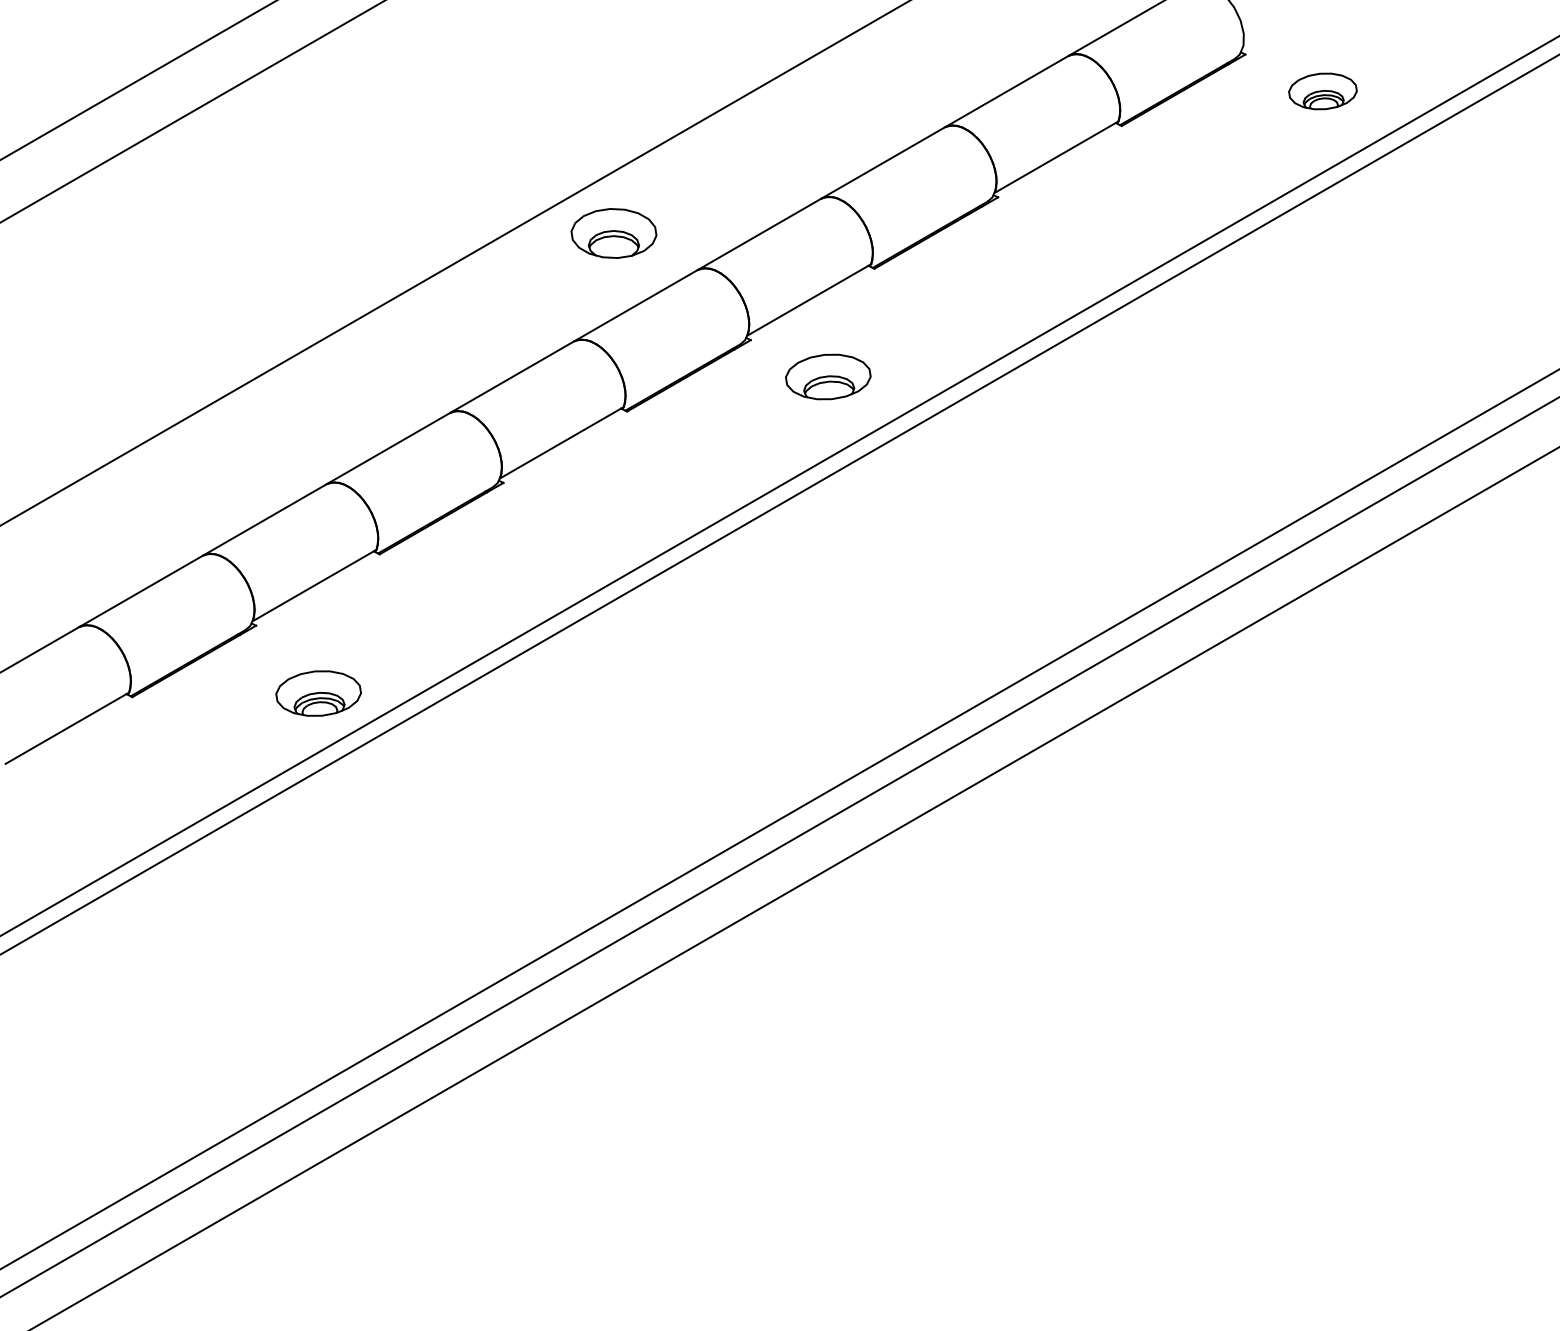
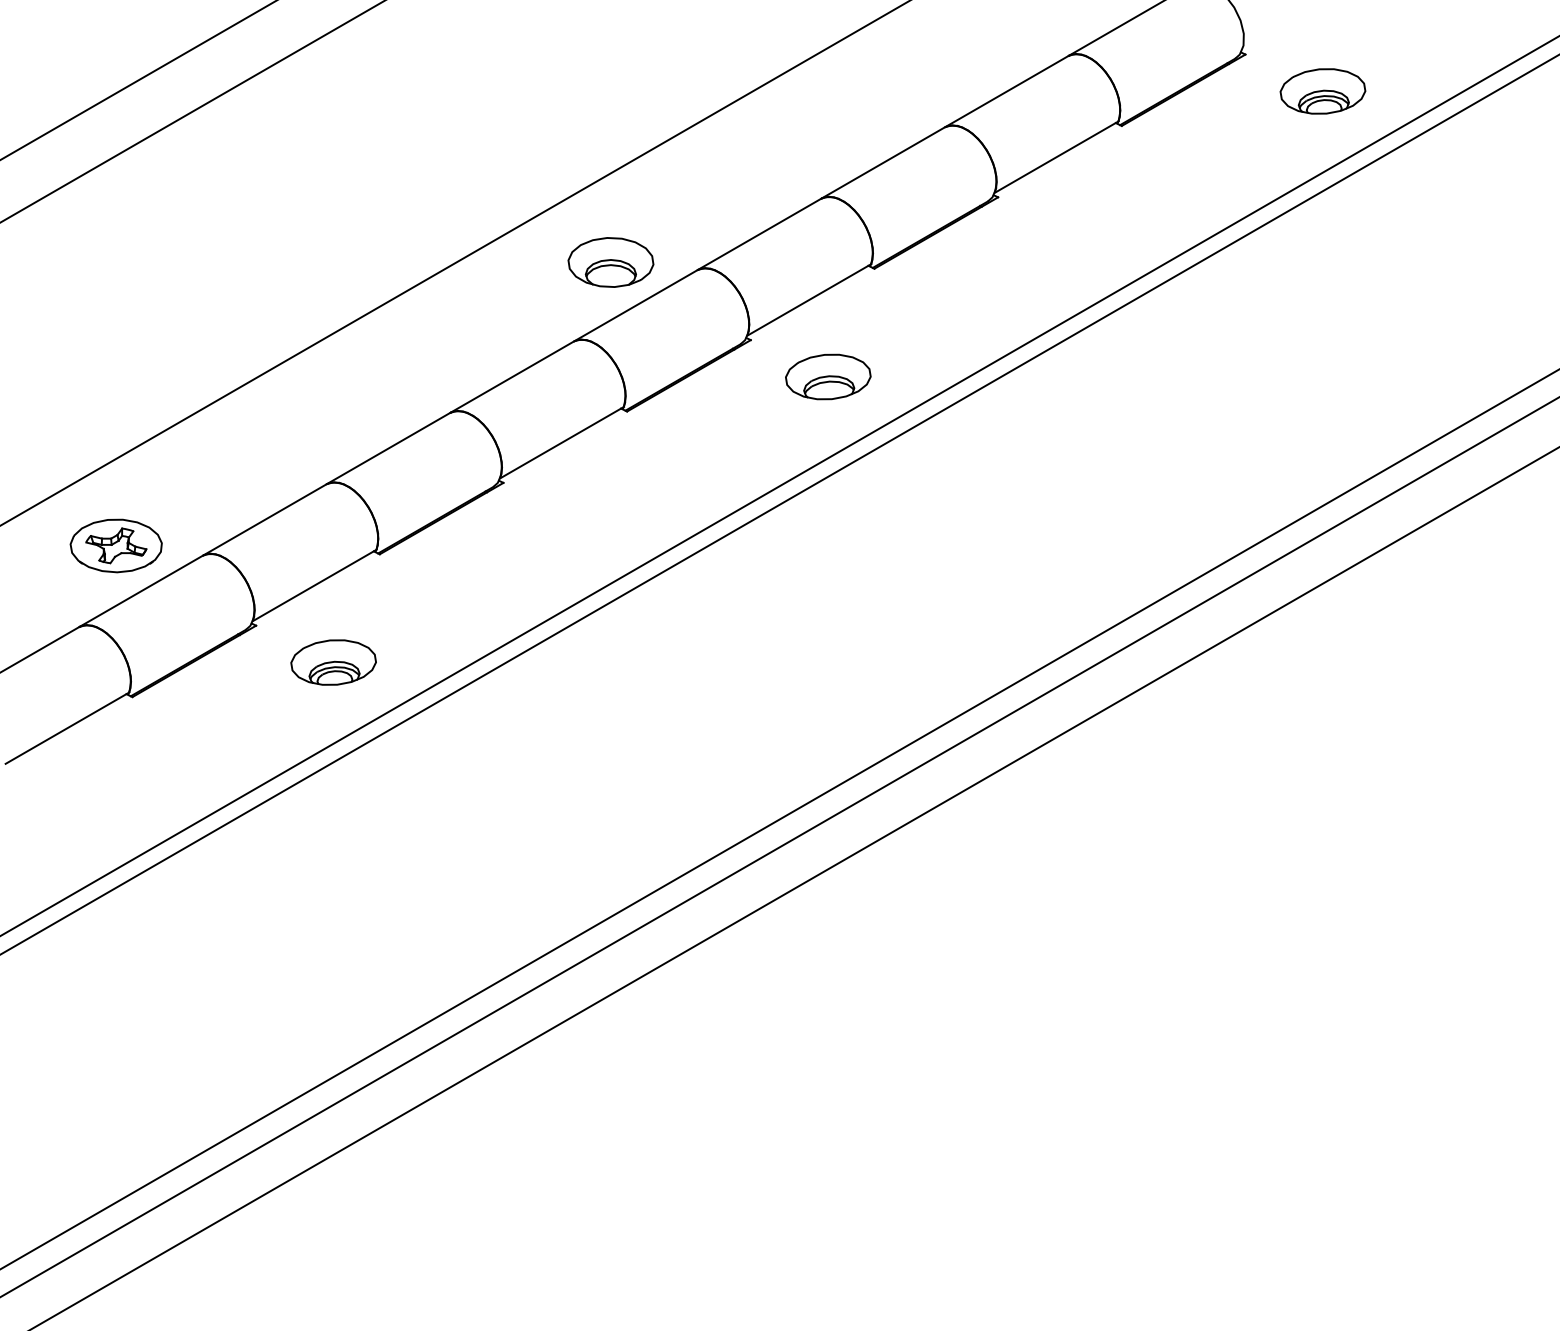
part size: 70x39 px -> 88x47 px (1322, 91)
part position: (613, 233) -> (610, 262) (610, 262)
part: none -> present (115, 545)
part position: (318, 693) -> (333, 662) (333, 662)
